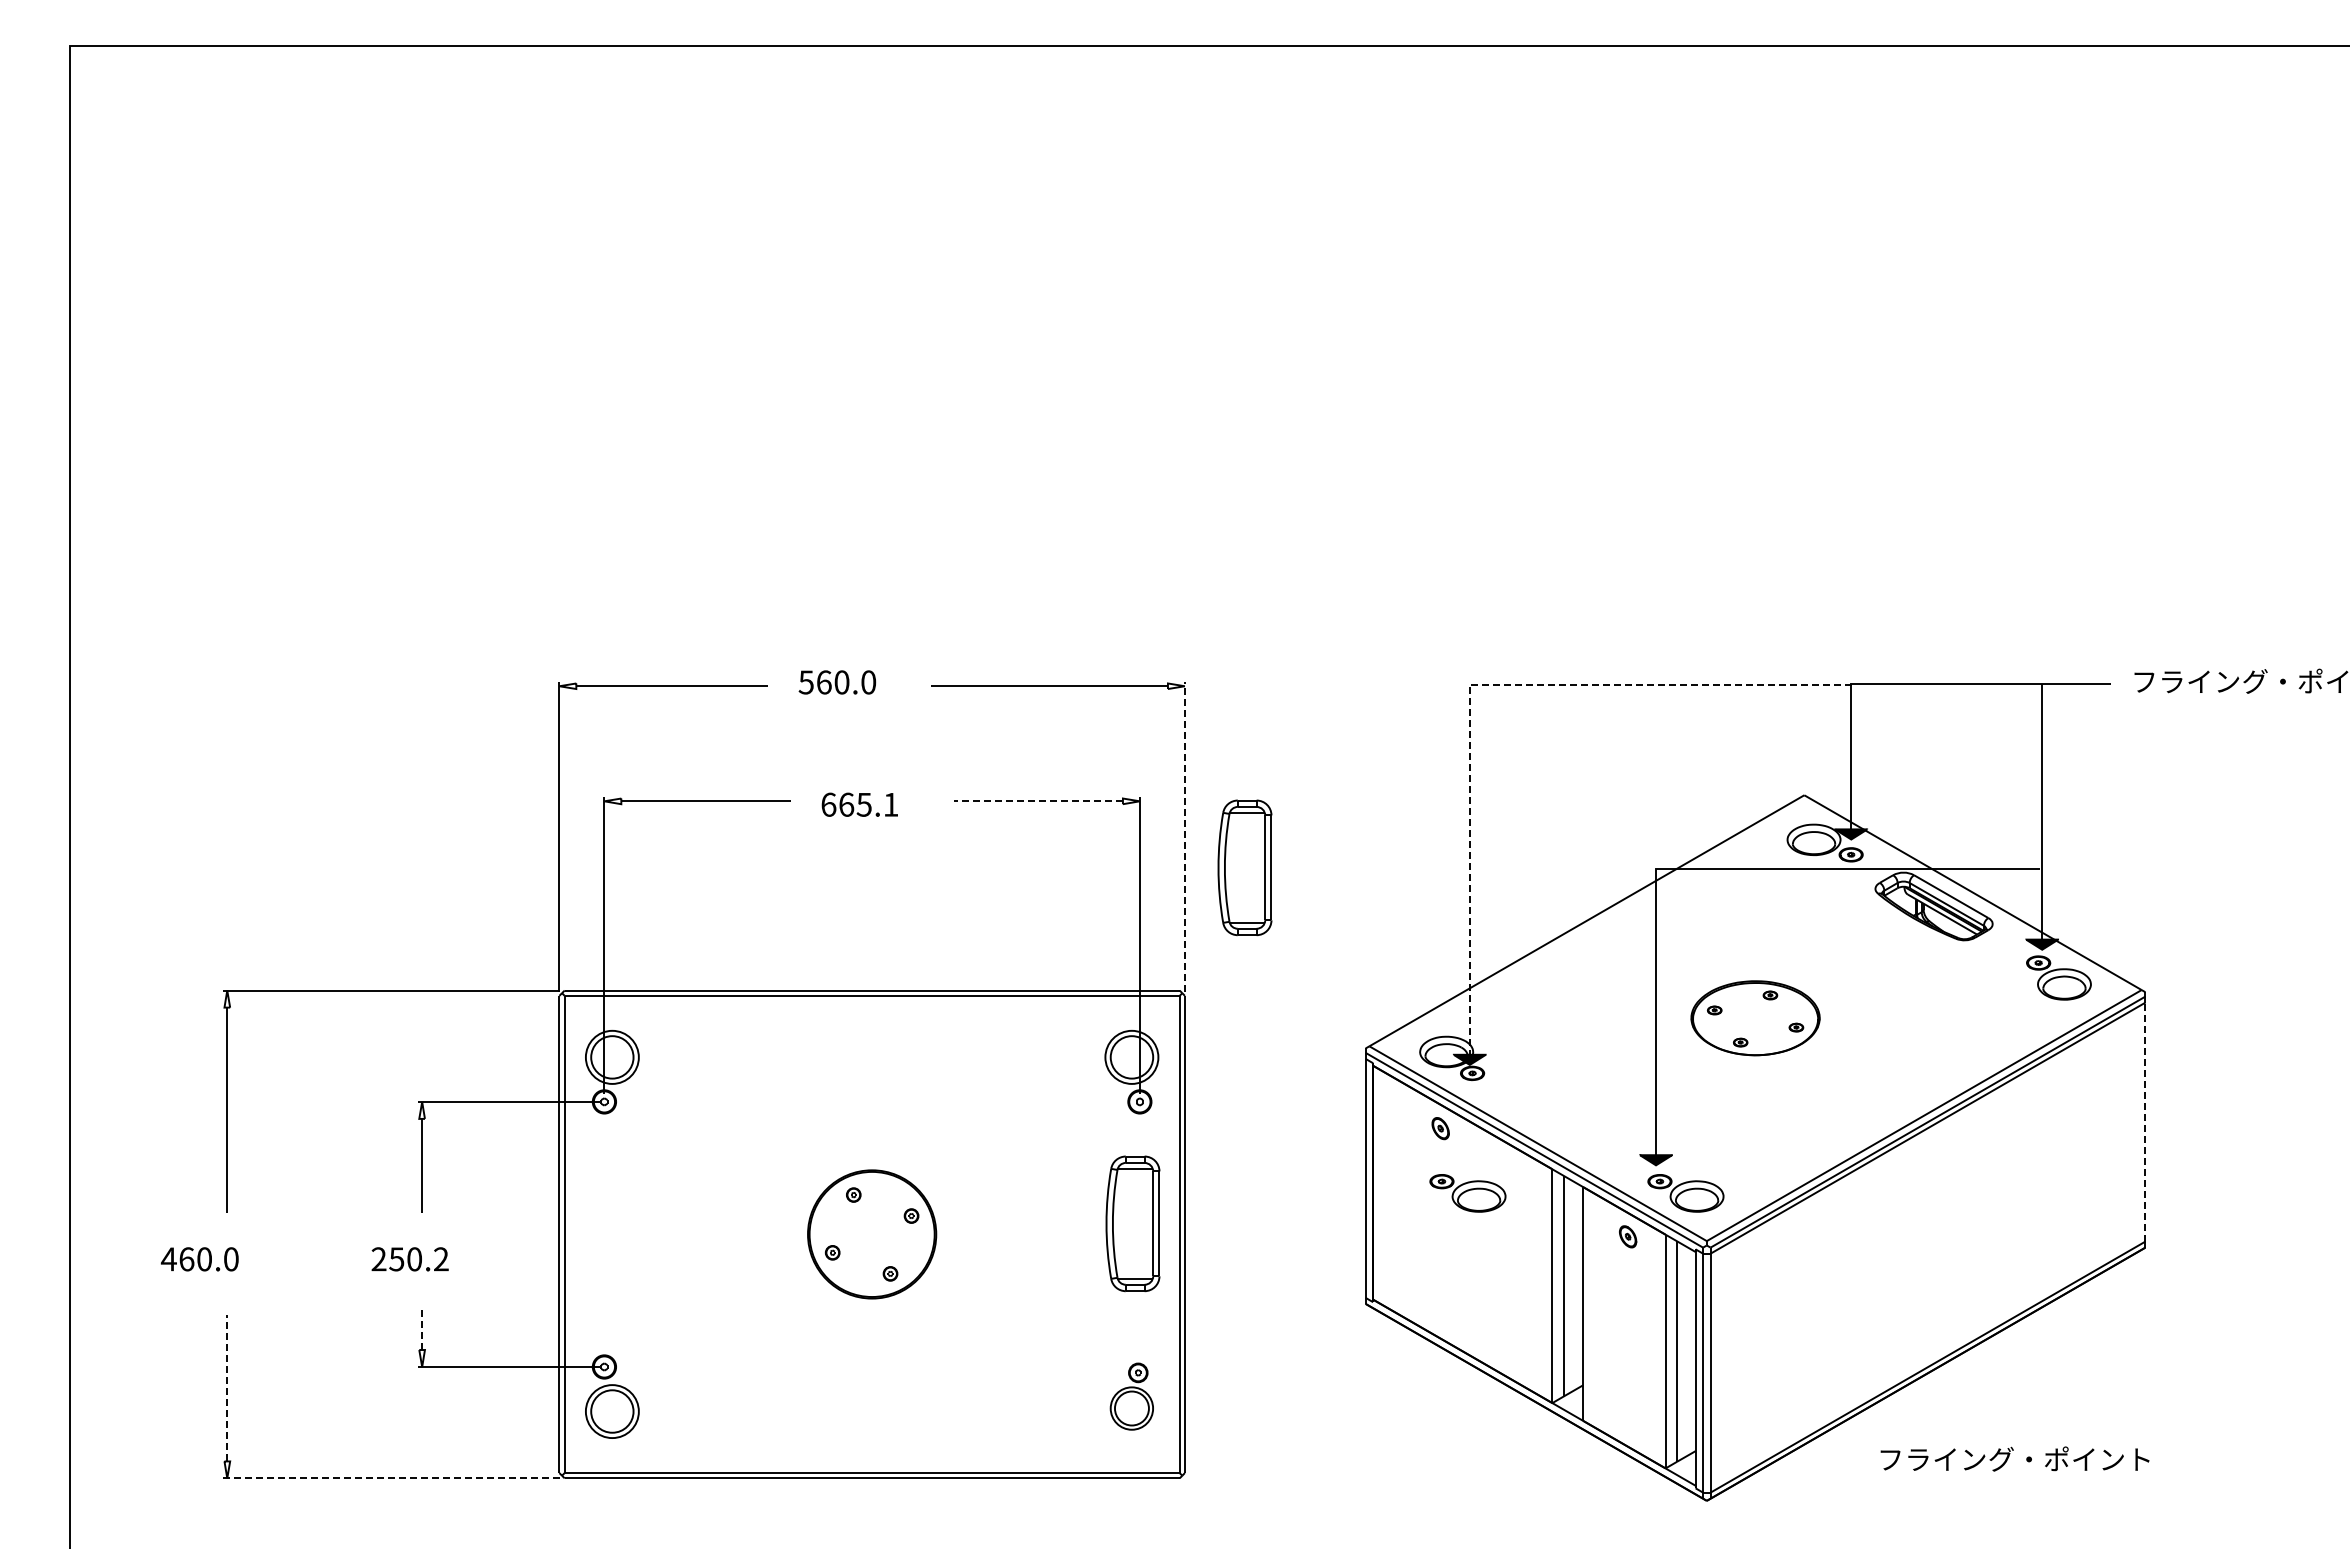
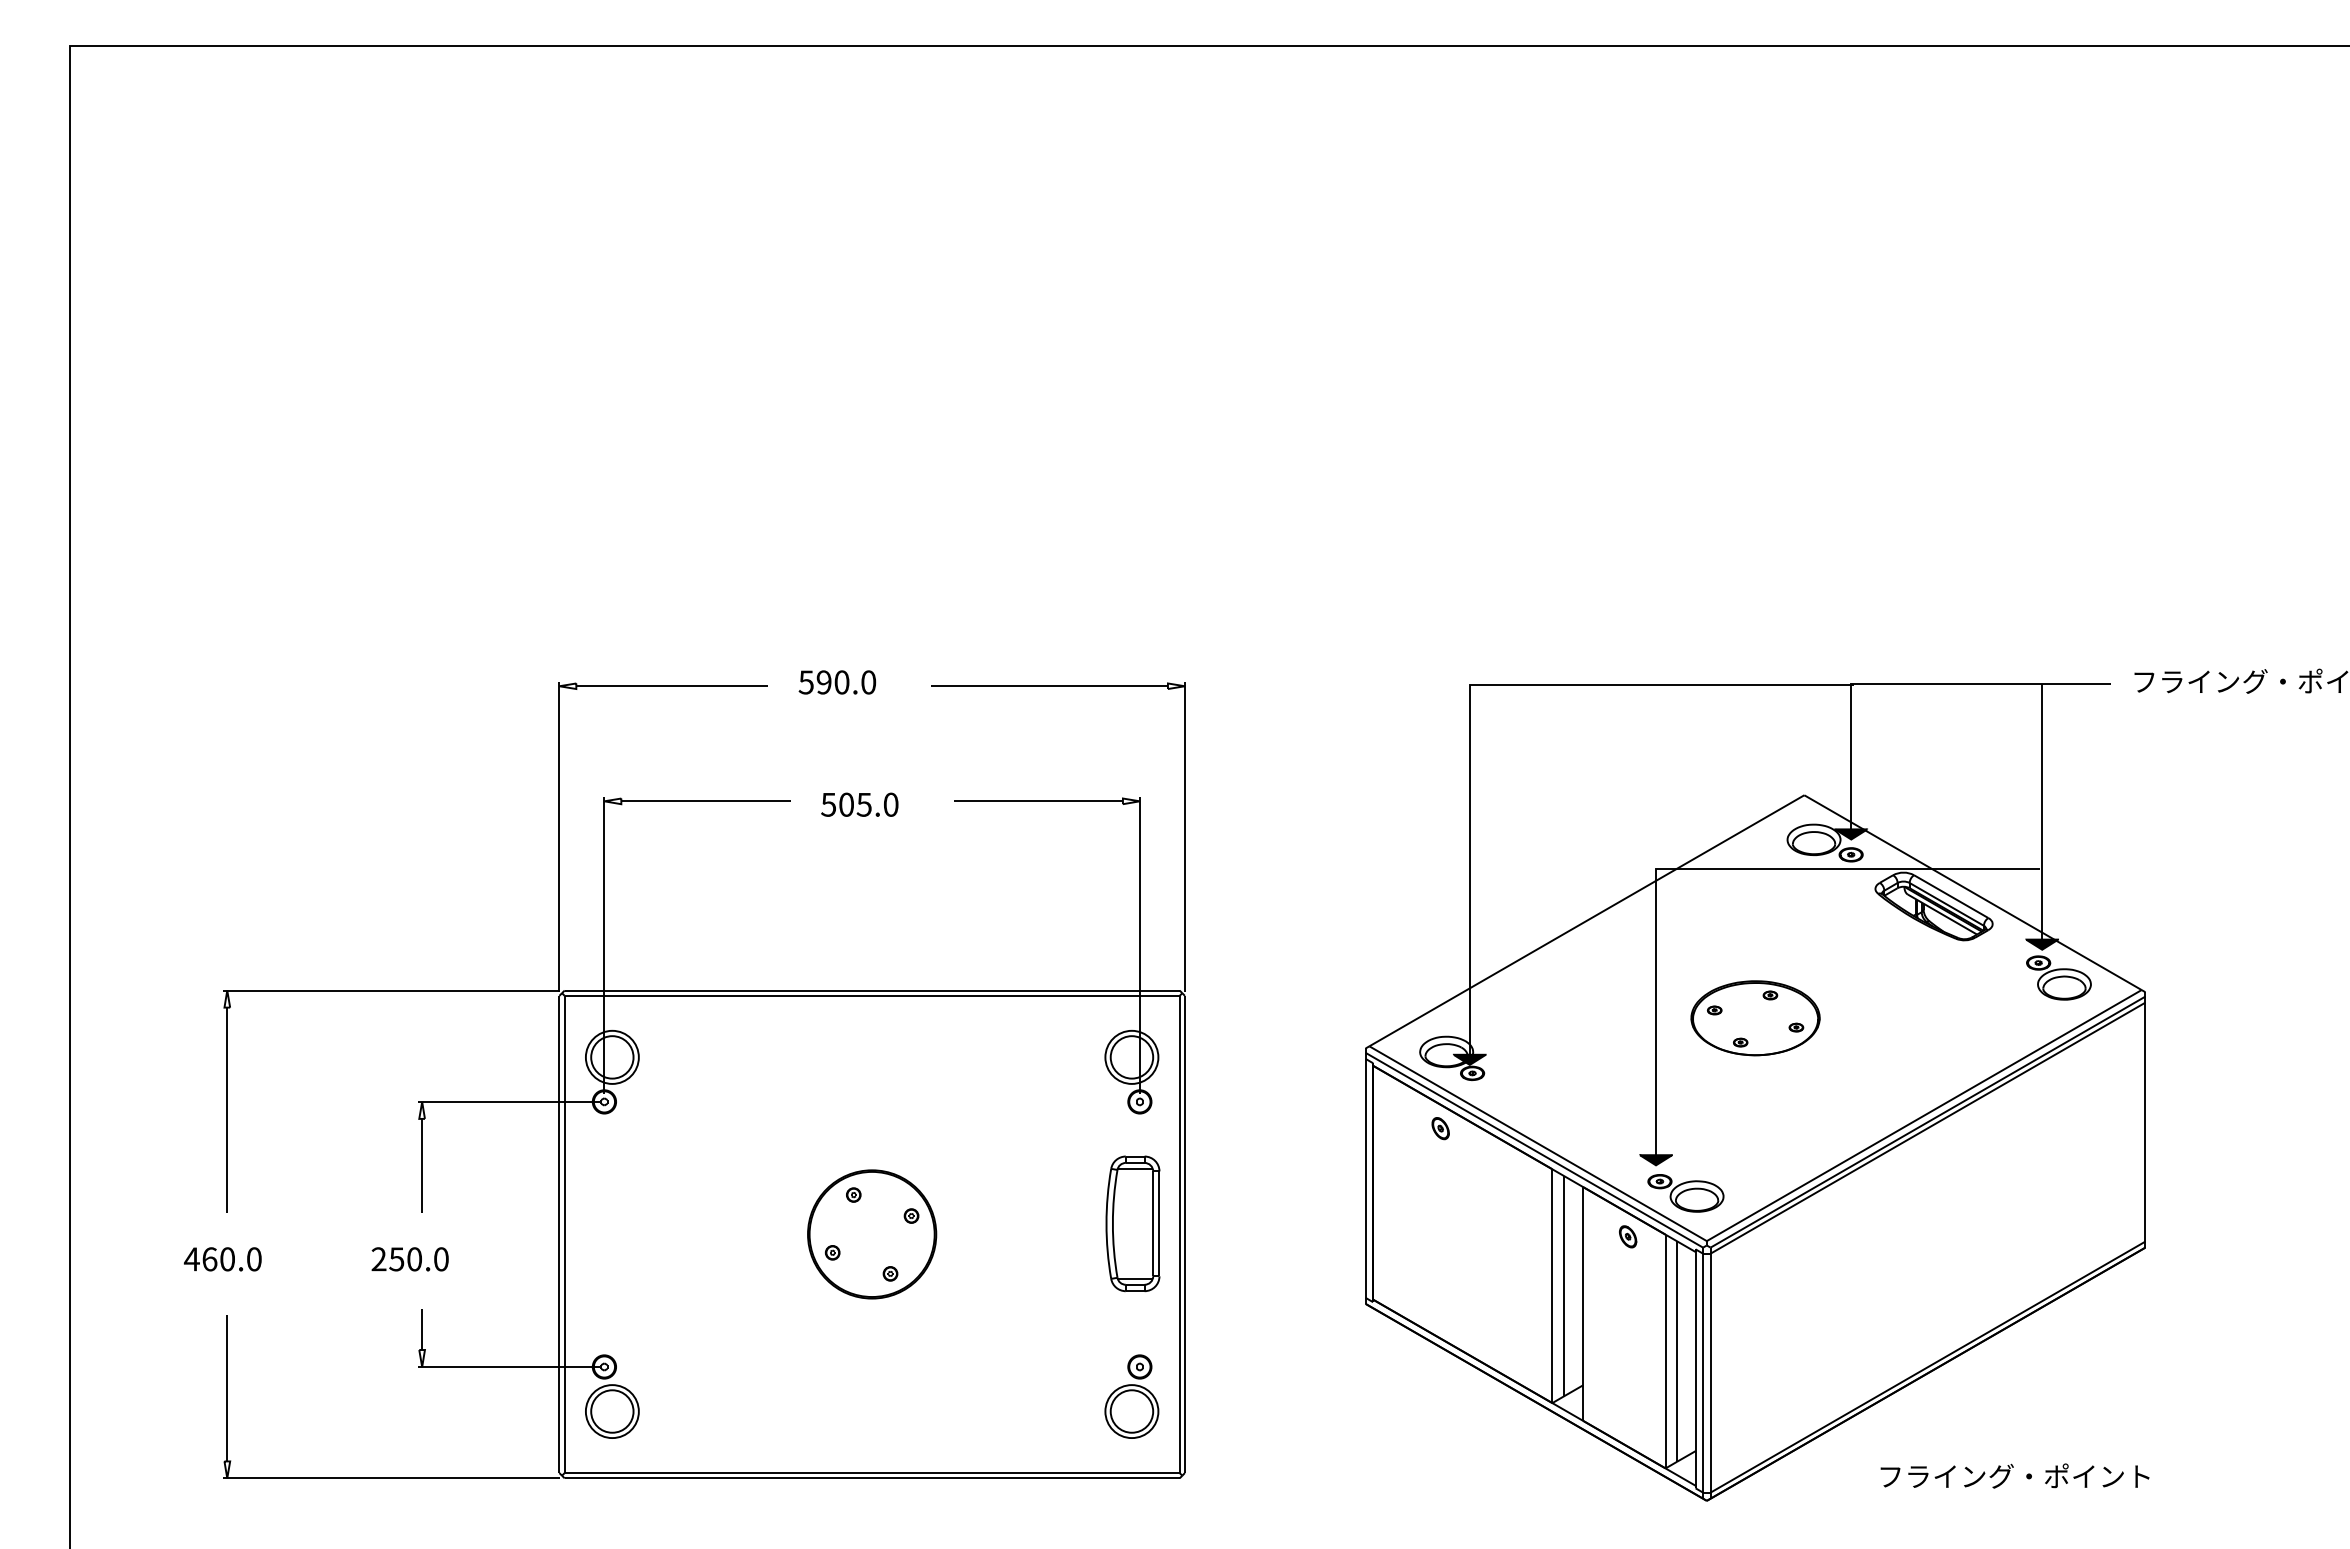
text: 560.0 -> 590.0 (823, 682)
line: dashed -> solid (1475, 684)
line: dashed -> solid (1038, 801)
text: 665.1 -> 505.0 (859, 804)
line: dashed -> solid (1185, 836)
part: present -> none (1244, 867)
line: dashed -> solid (2145, 1121)
part: present -> none (1467, 1193)
text position: (199, 1259) -> (222, 1259) (222, 1259)
text: 250.2 -> 250.0 (441, 1259)
line: dashed -> solid (422, 1329)
line: dashed -> solid (227, 1387)
part size: 45x69 px -> 56x85 px (1131, 1396)
text position: (2014, 1458) -> (2014, 1475) (2014, 1475)
line: dashed -> solid (391, 1478)
